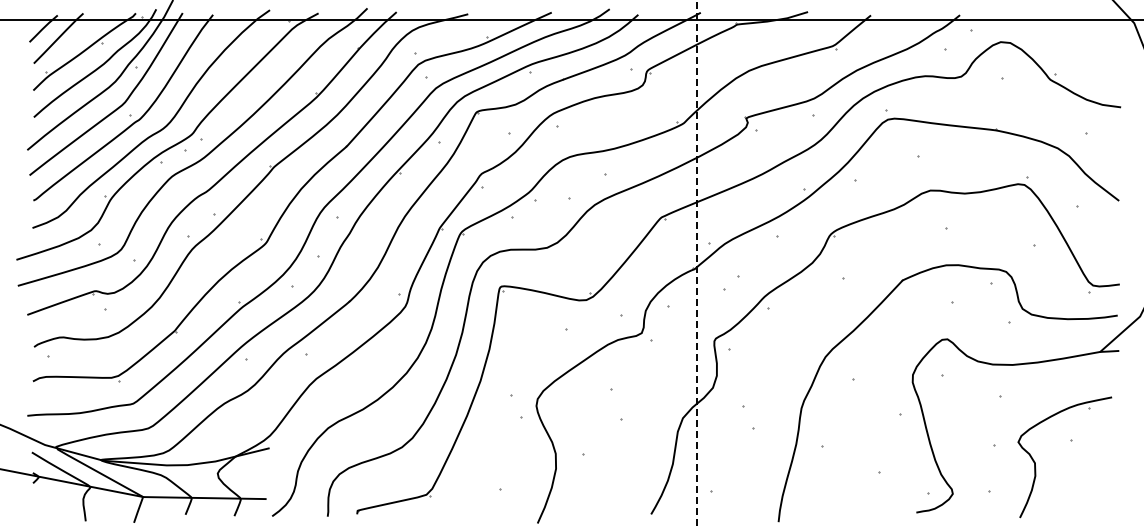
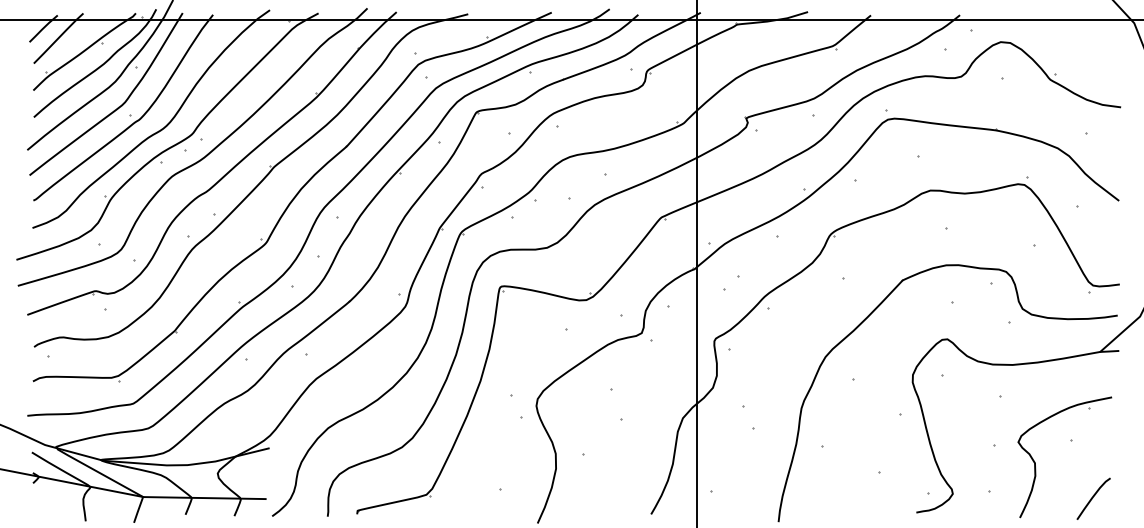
line: dashed -> solid (697, 264)
curve: none -> present (1093, 498)
